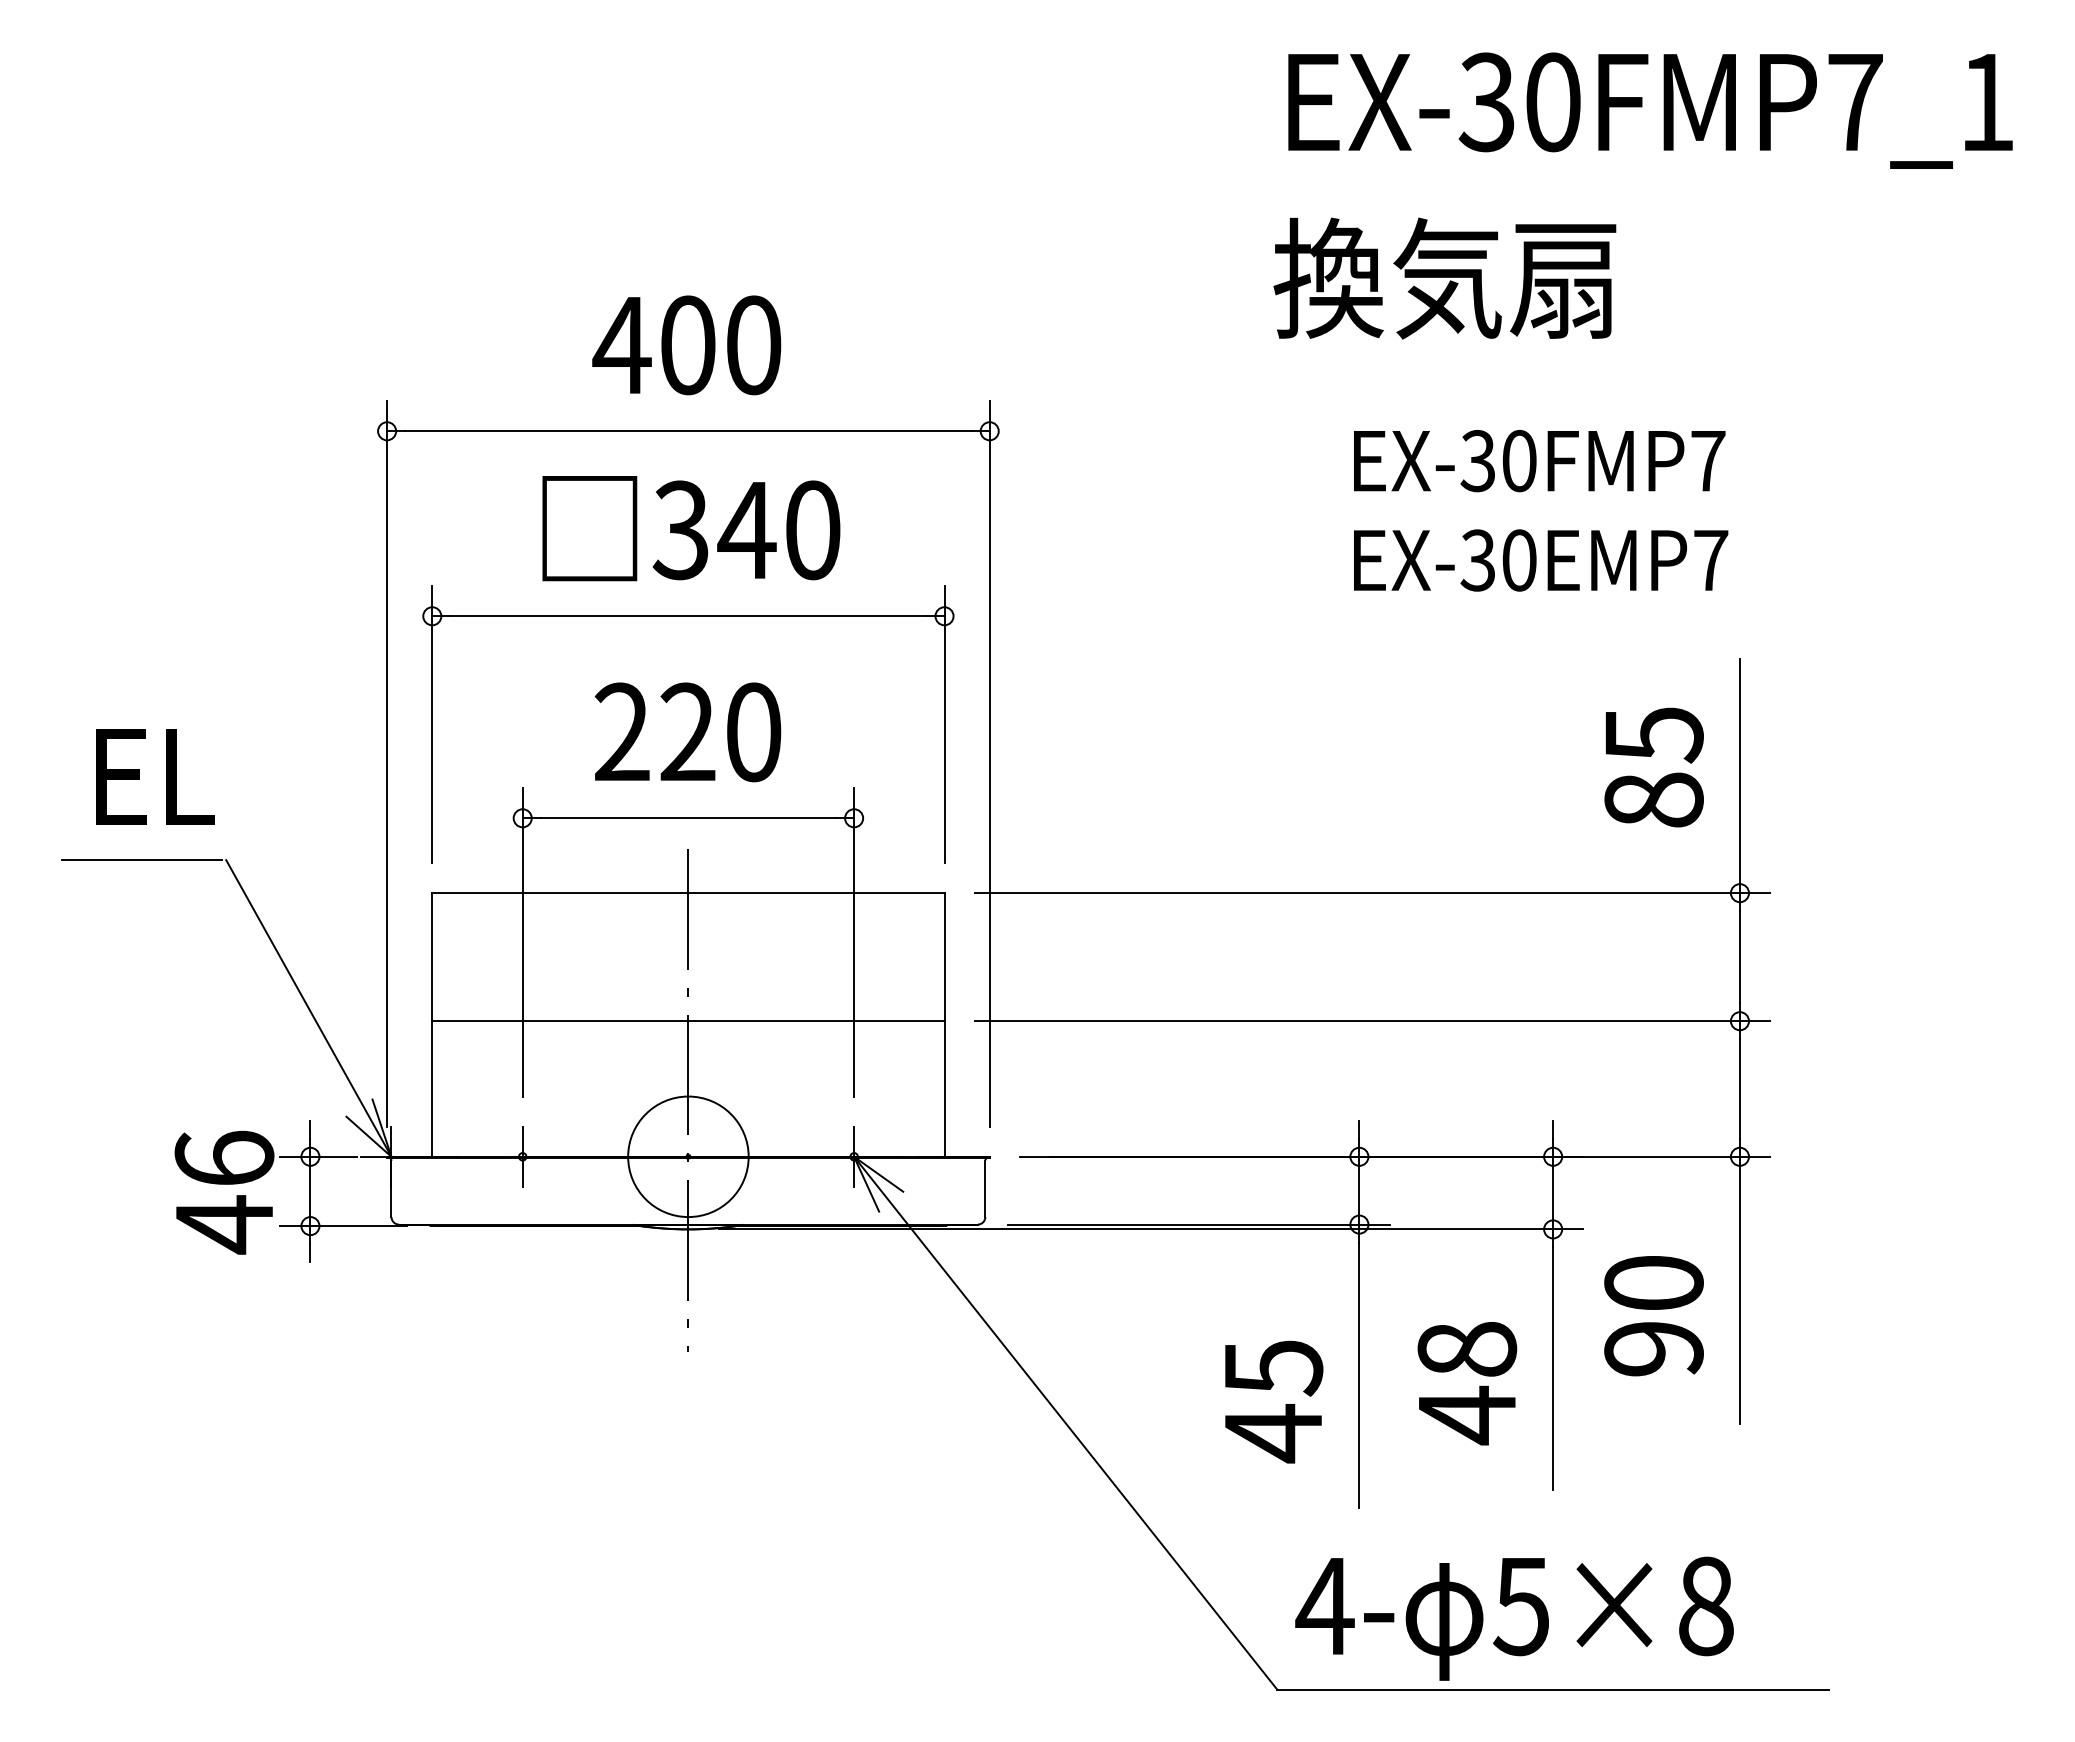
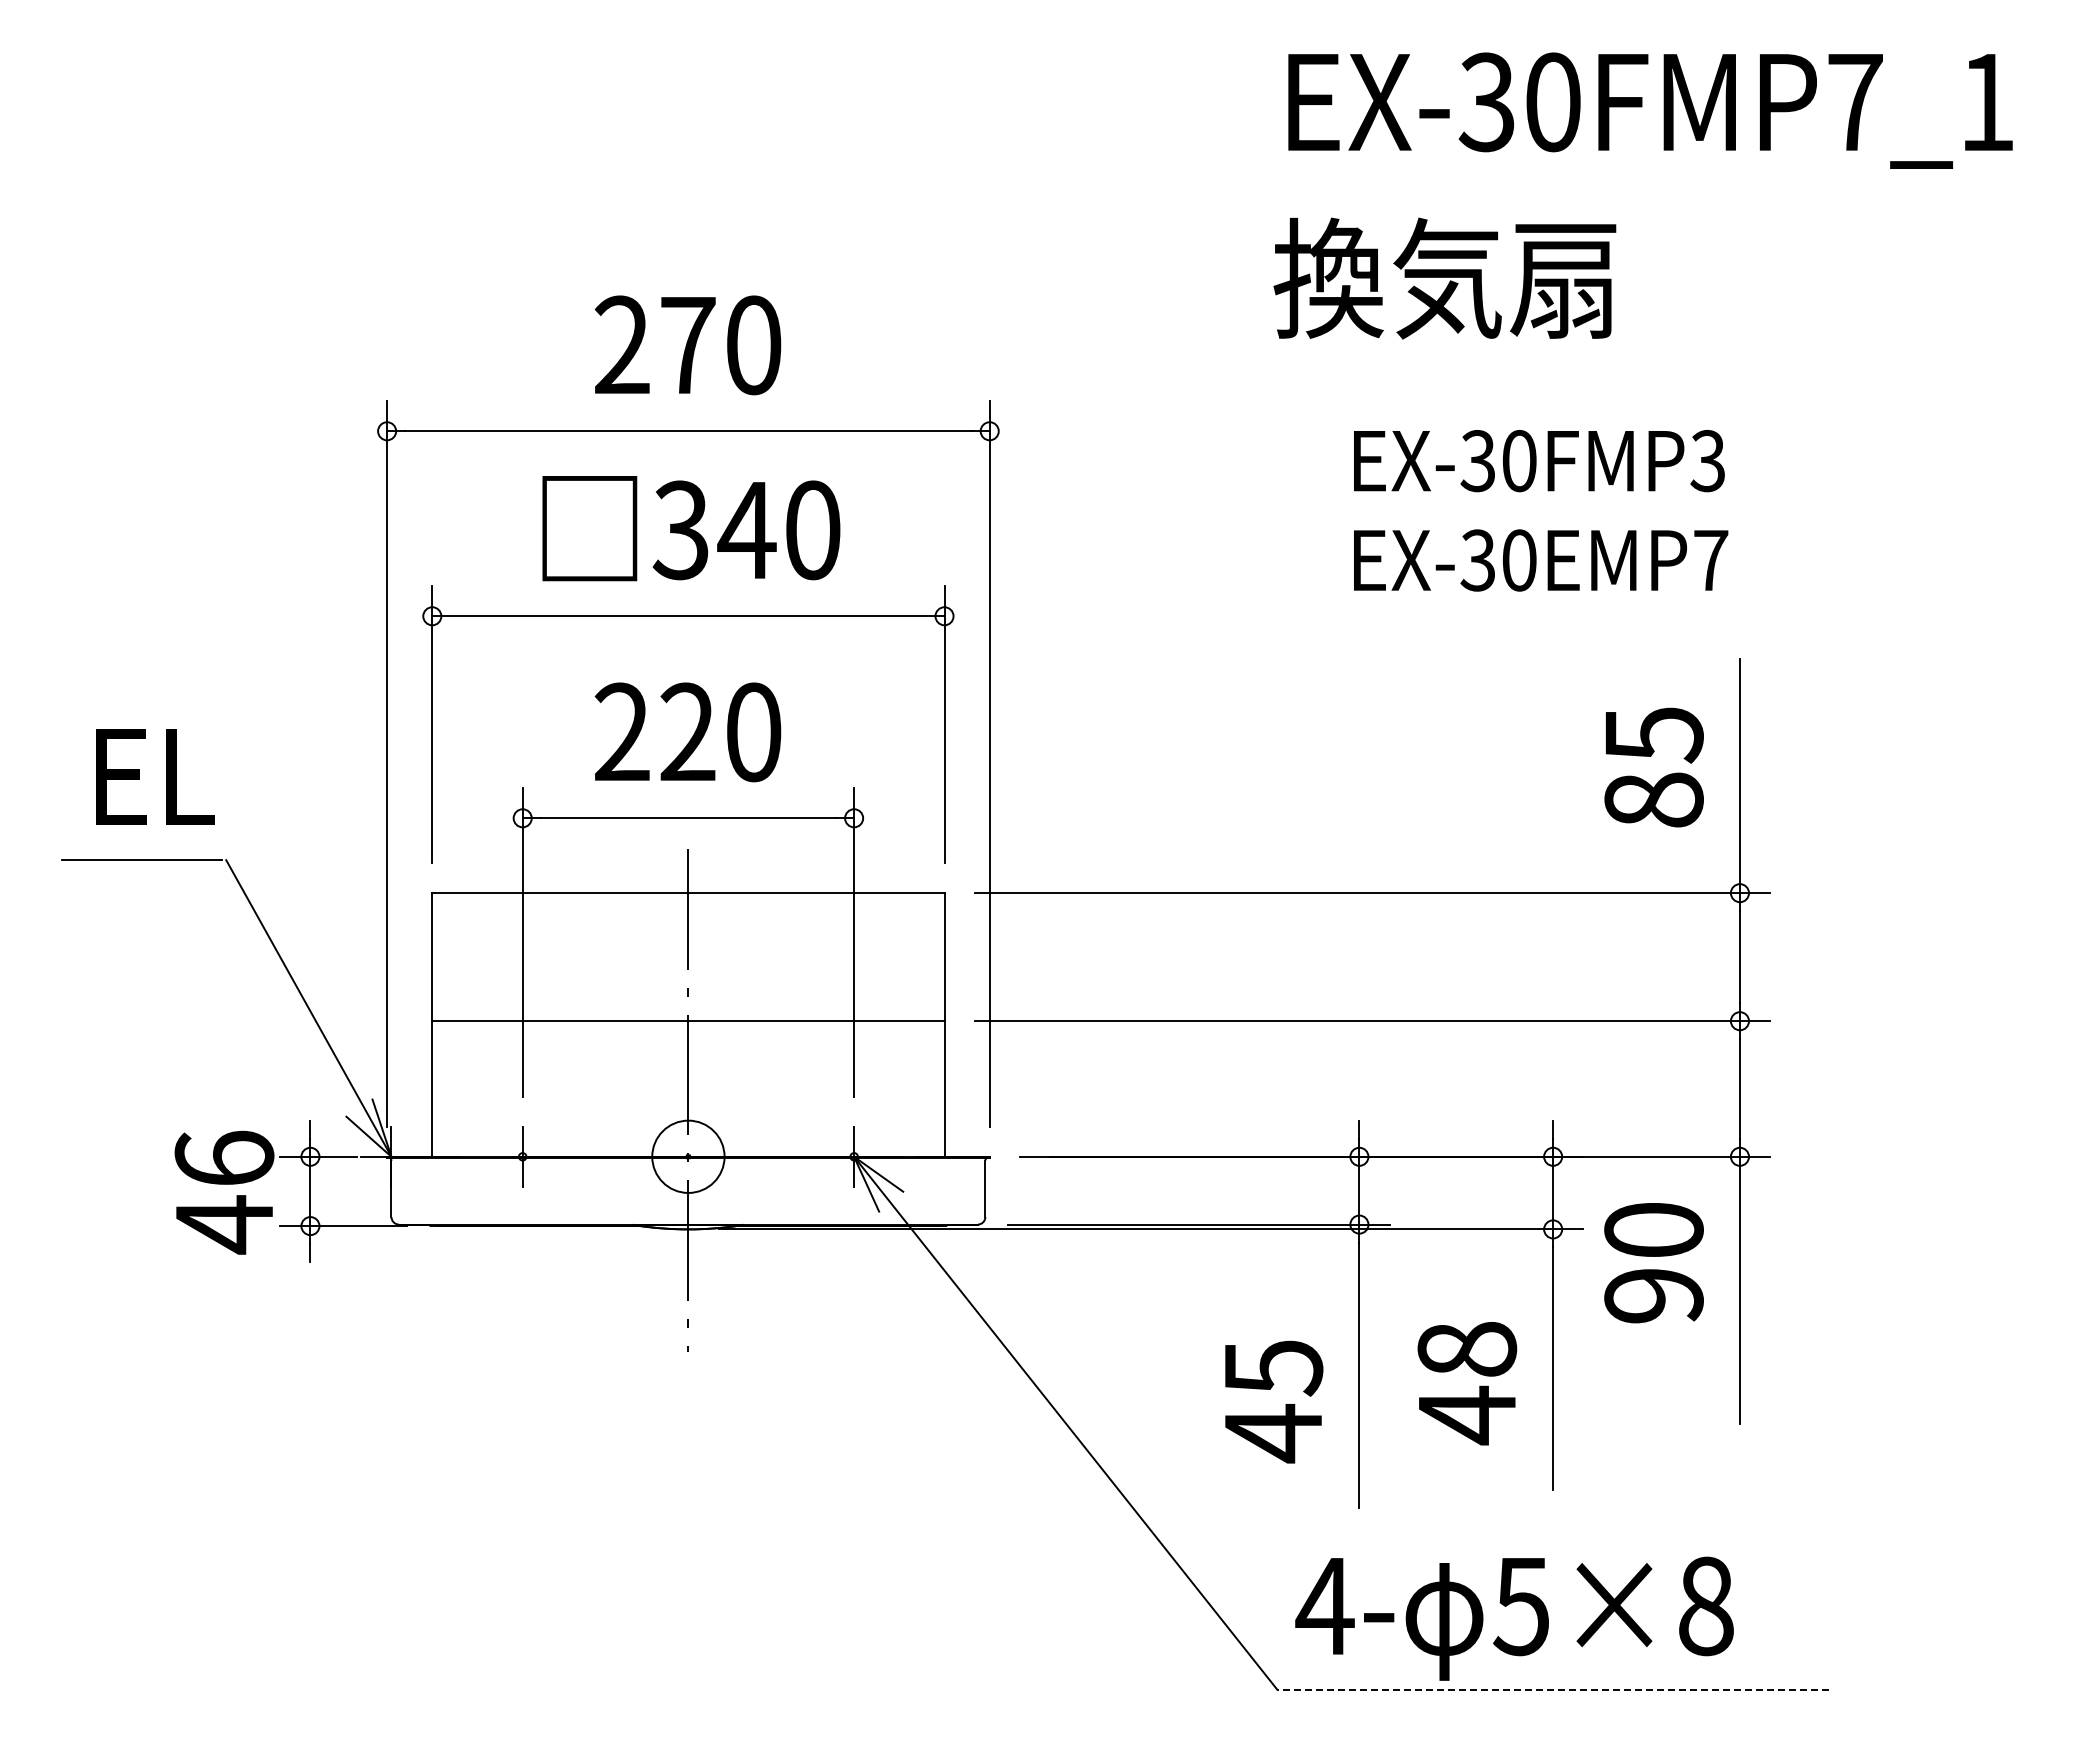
text: 400 -> 270 (653, 345)
text: EX-30FMP7 -> EX-30FMP3 (1707, 461)
circle diameter: 121 px -> 72 px (688, 1156)
text position: (1653, 1316) -> (1653, 1263) (1653, 1263)
line: solid -> dashed (1553, 1689)
